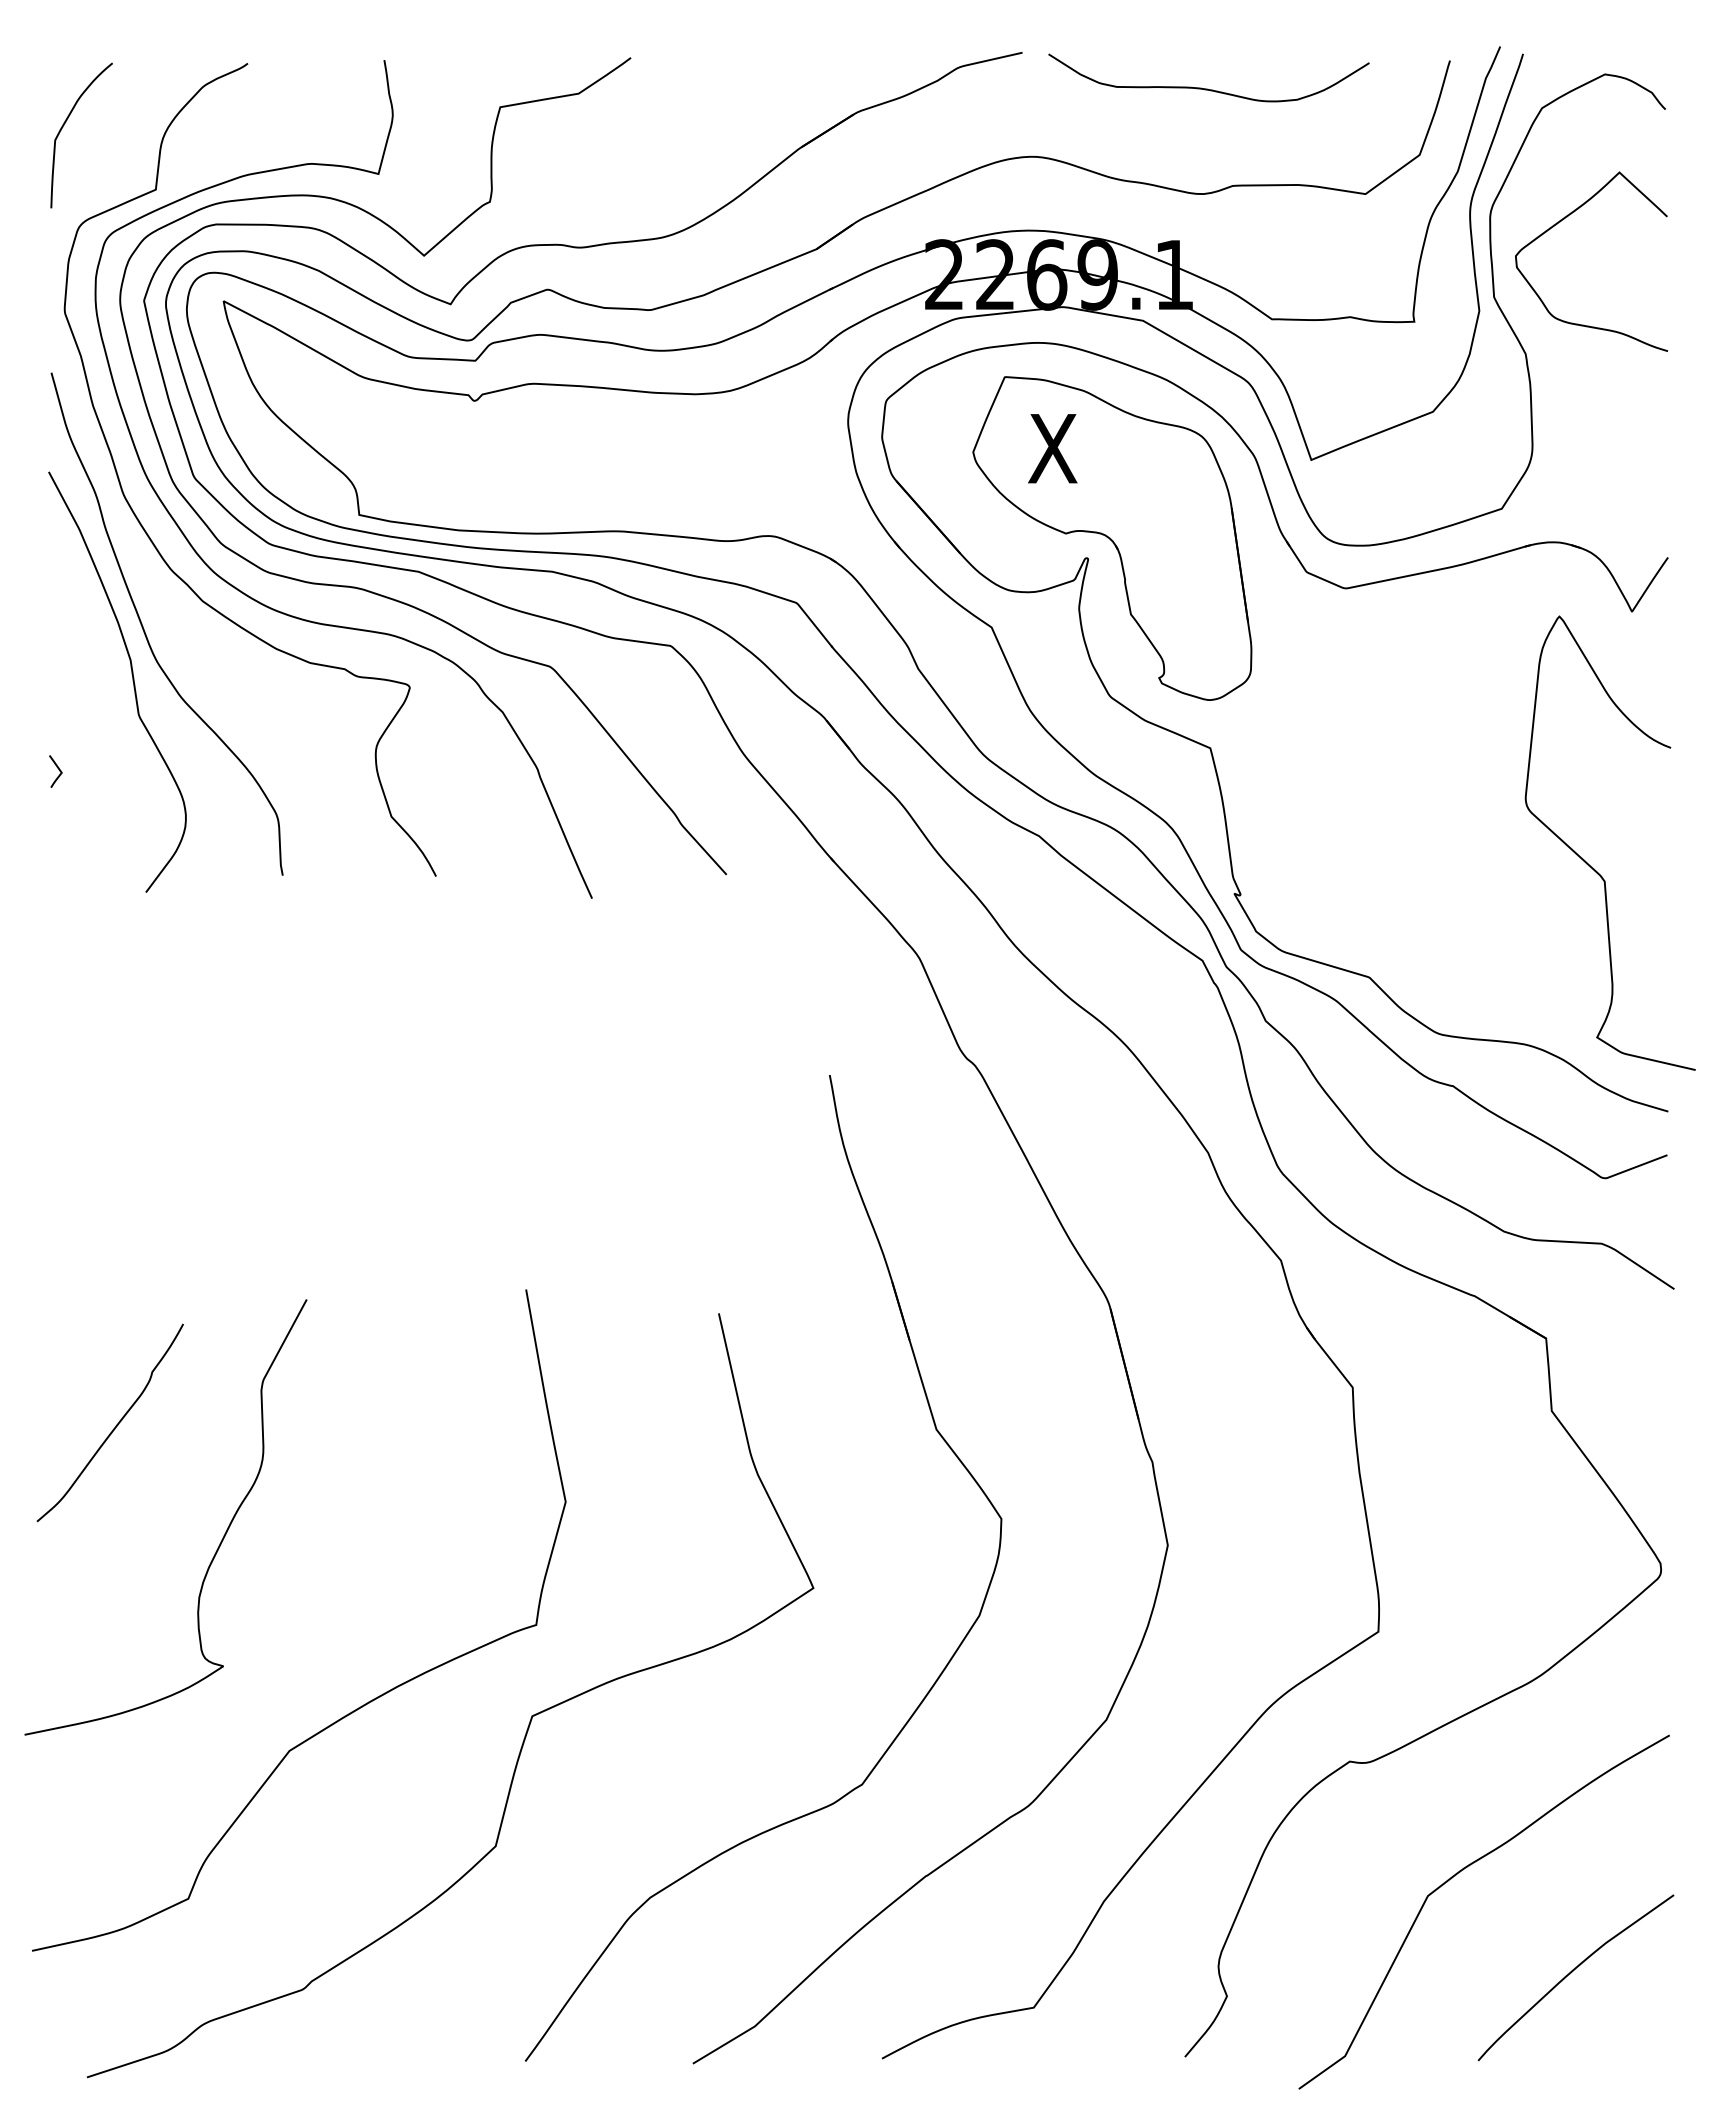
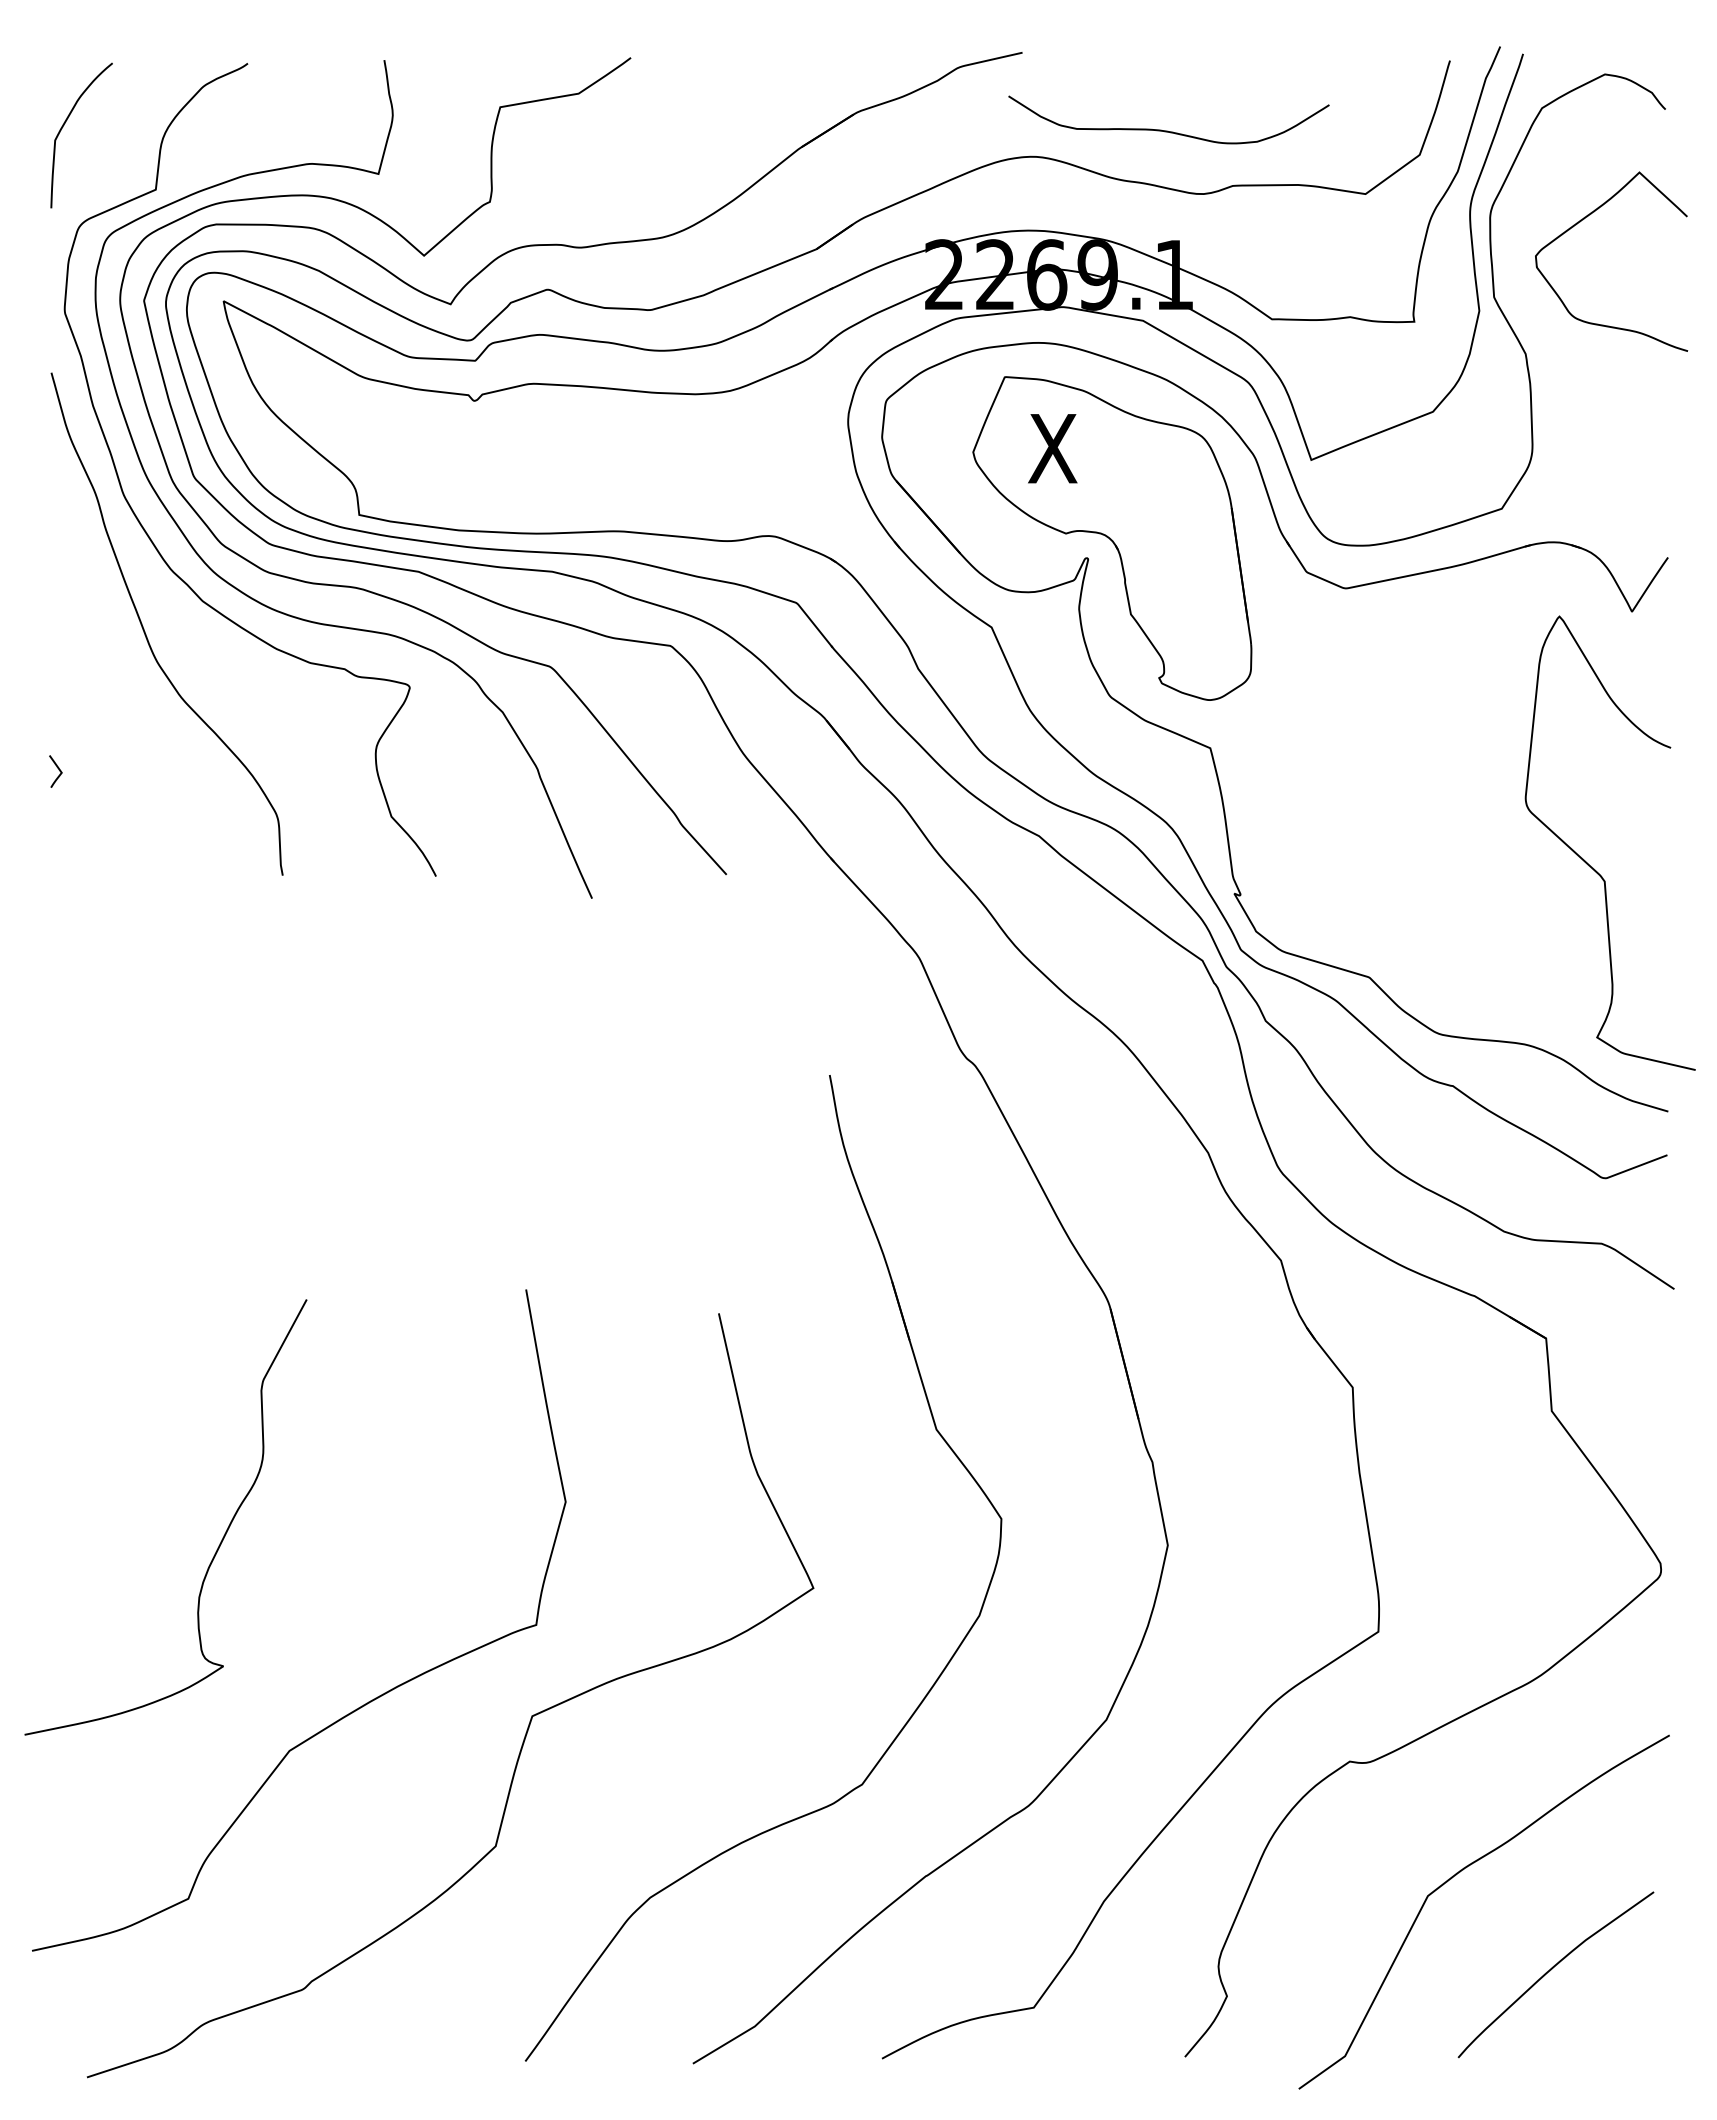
curve position: (1207, 88) -> (1167, 130) (1167, 130)
curve position: (1560, 222) -> (1580, 222) (1580, 222)
curve: present -> none (132, 681)
curve: present -> none (115, 1425)
curve position: (1571, 1973) -> (1551, 1970) (1551, 1970)
